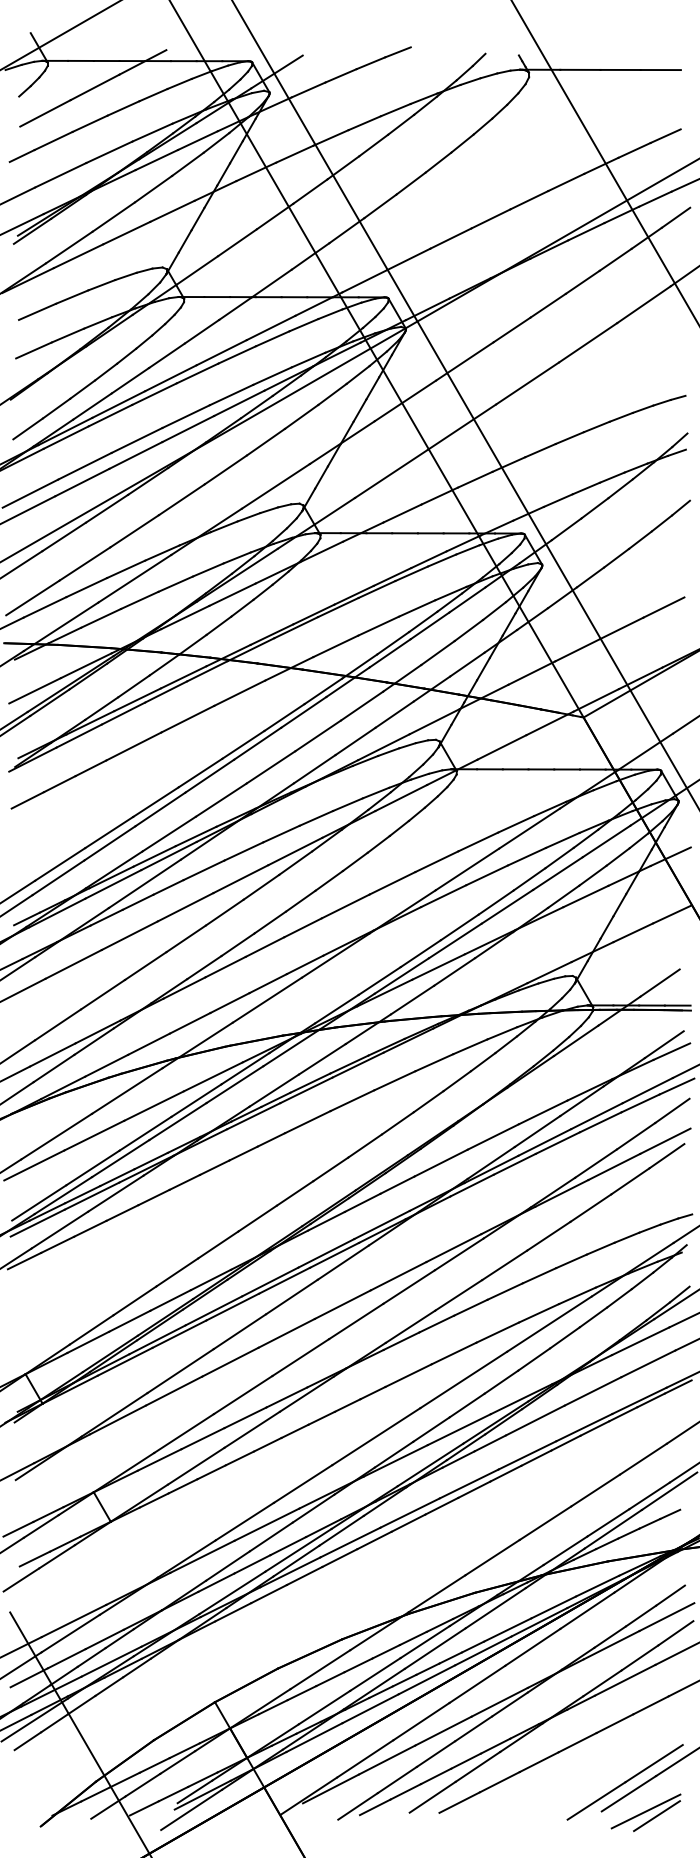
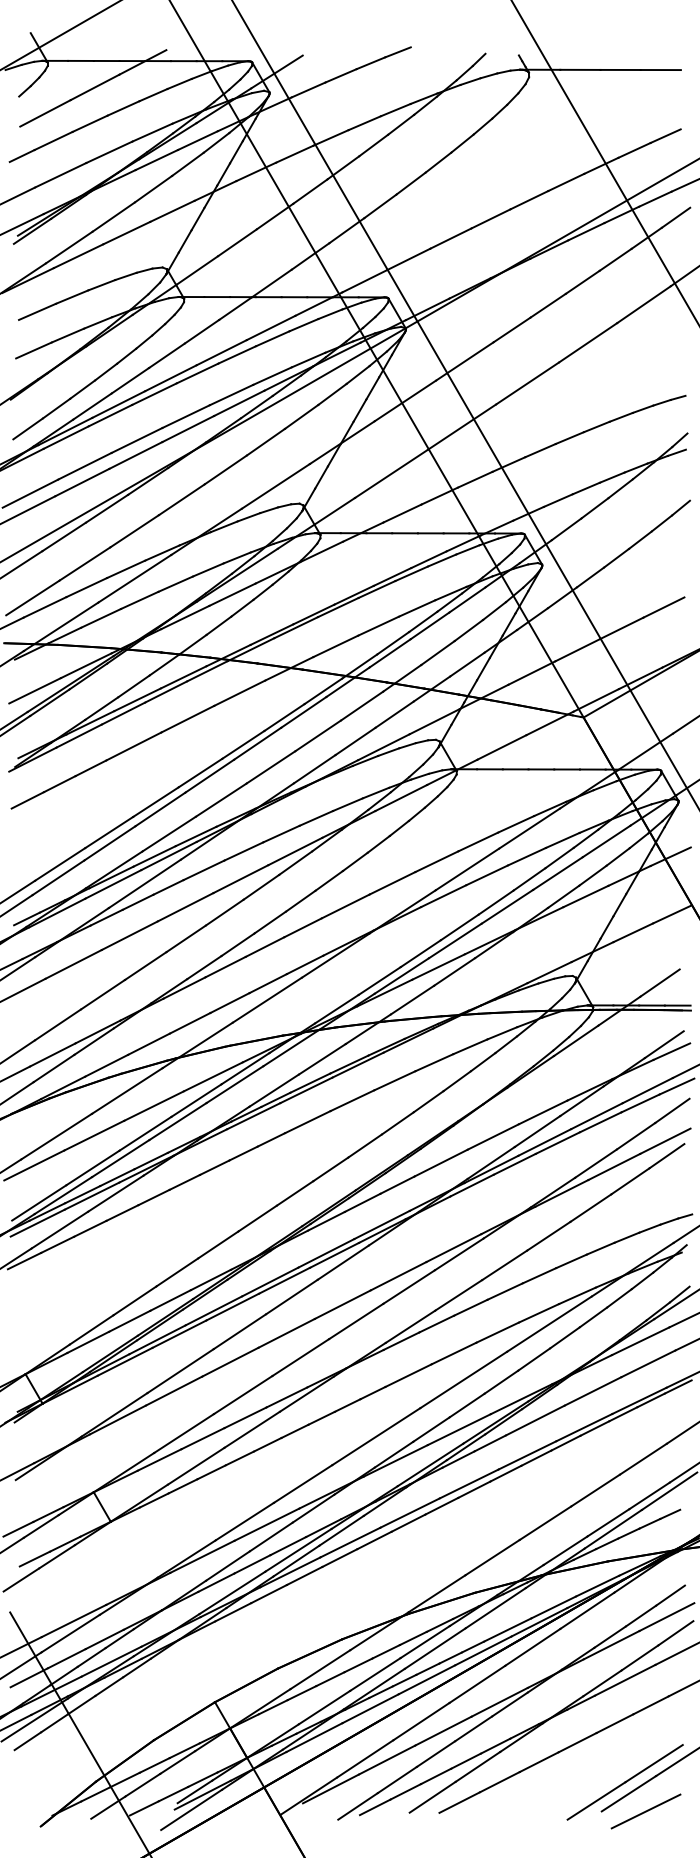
line: present -> none (656, 1816)
